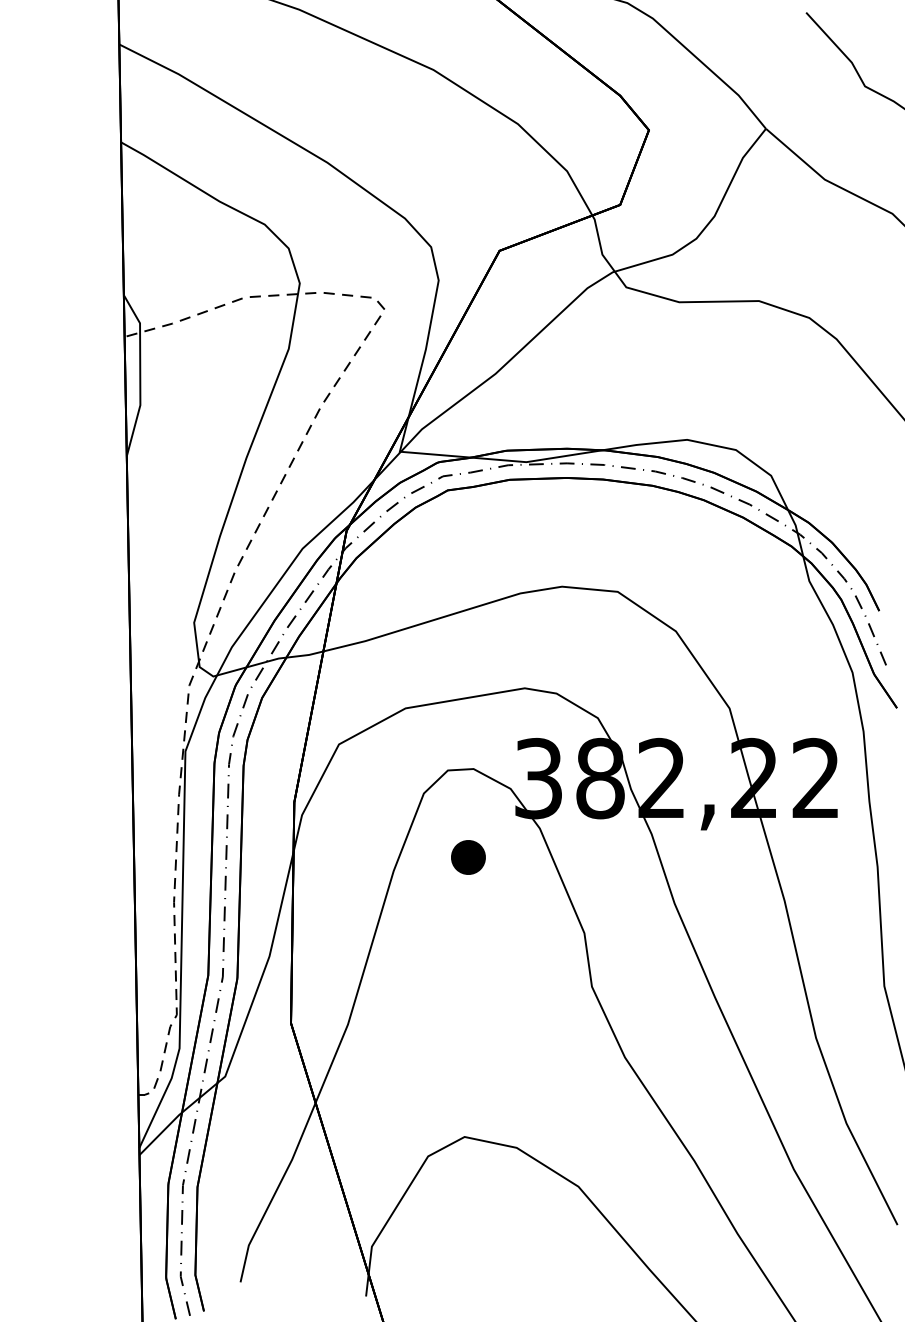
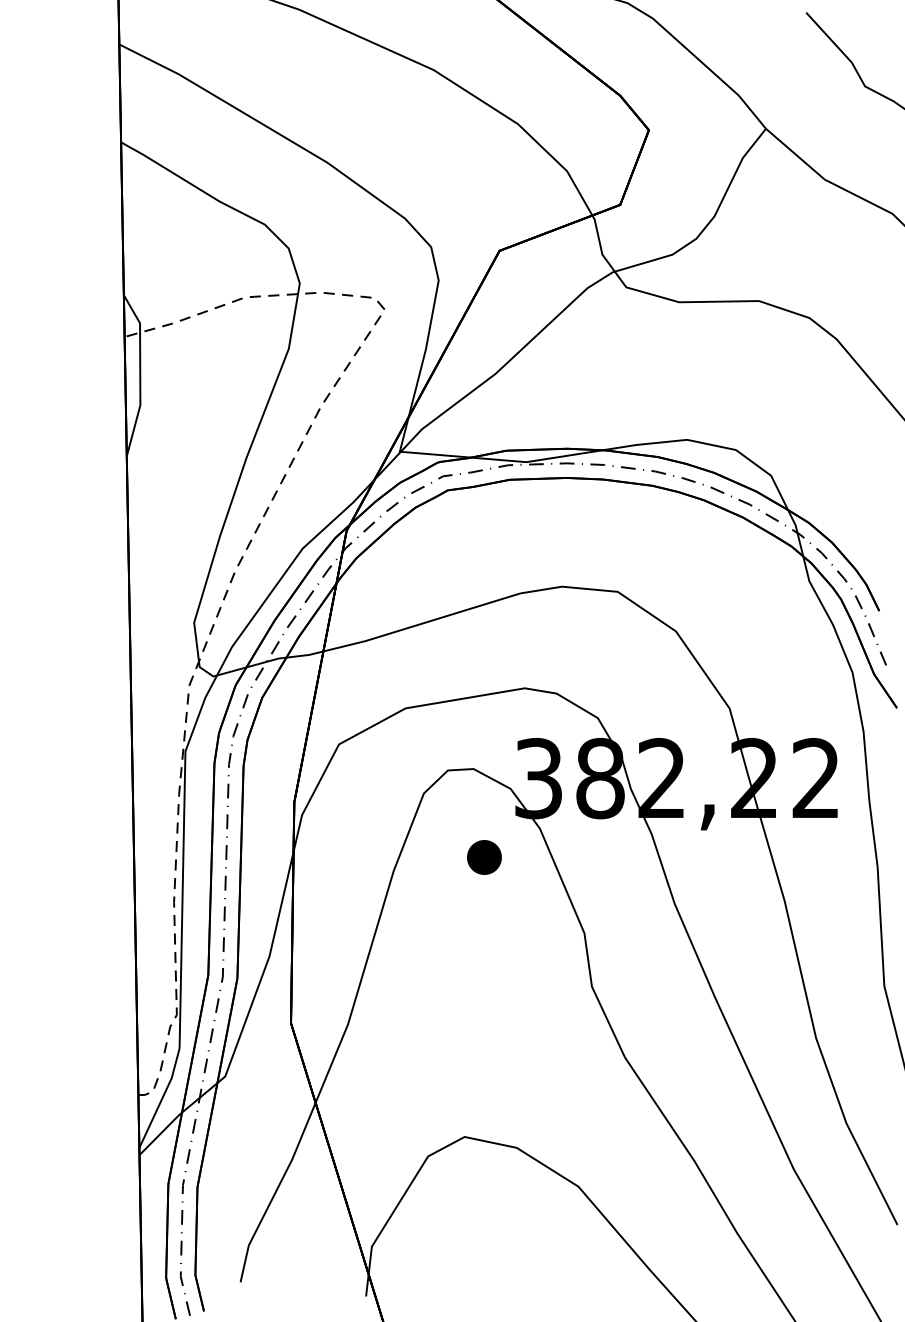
part position: (468, 857) -> (484, 857) (484, 857)
